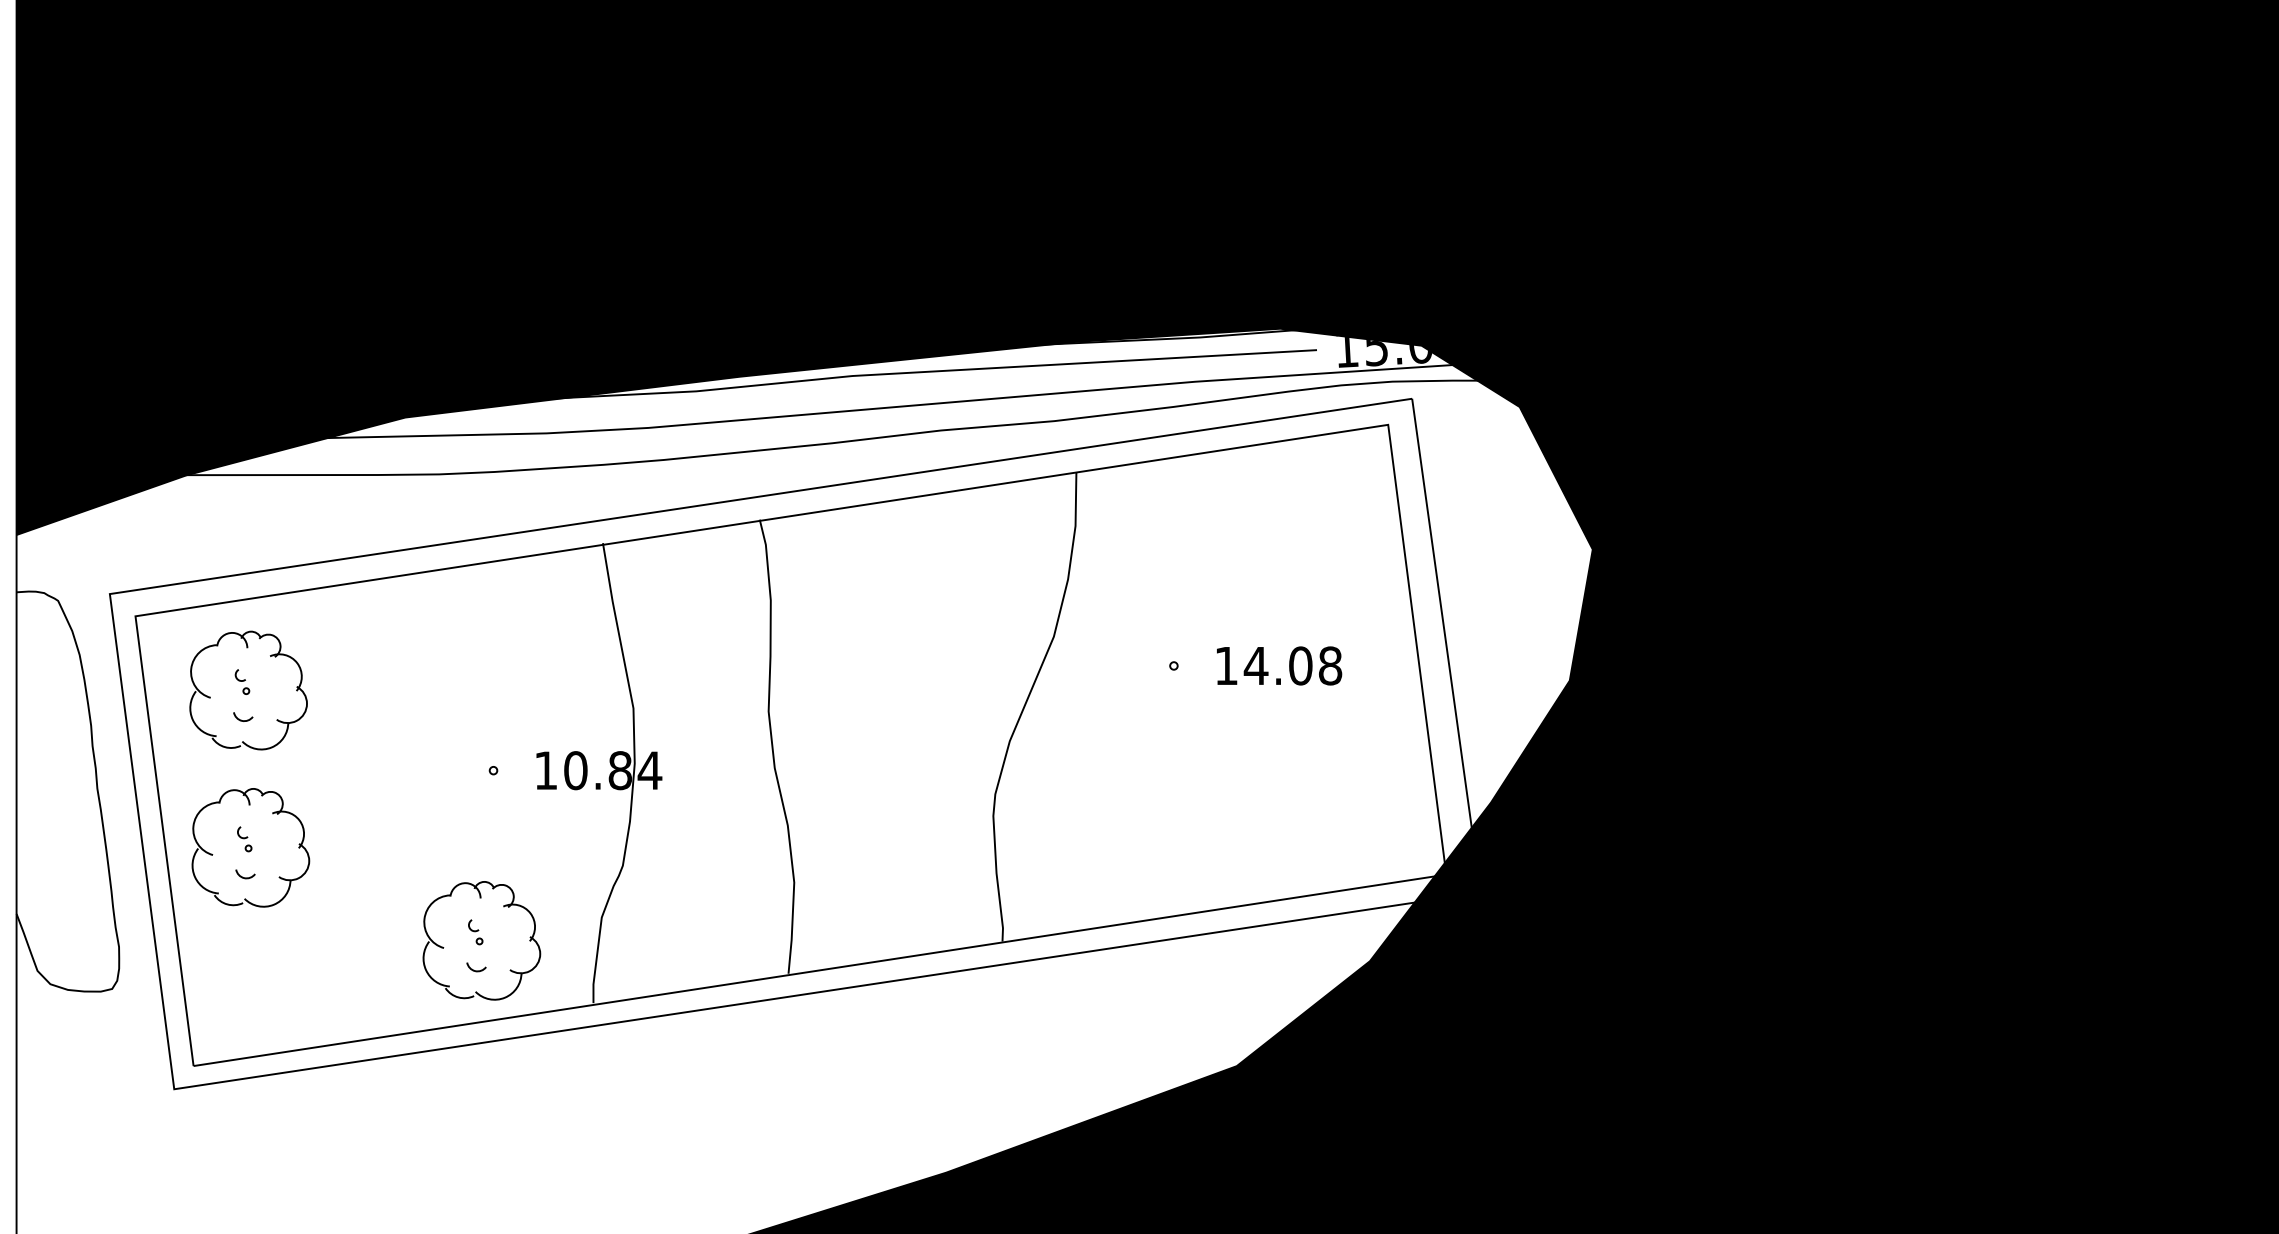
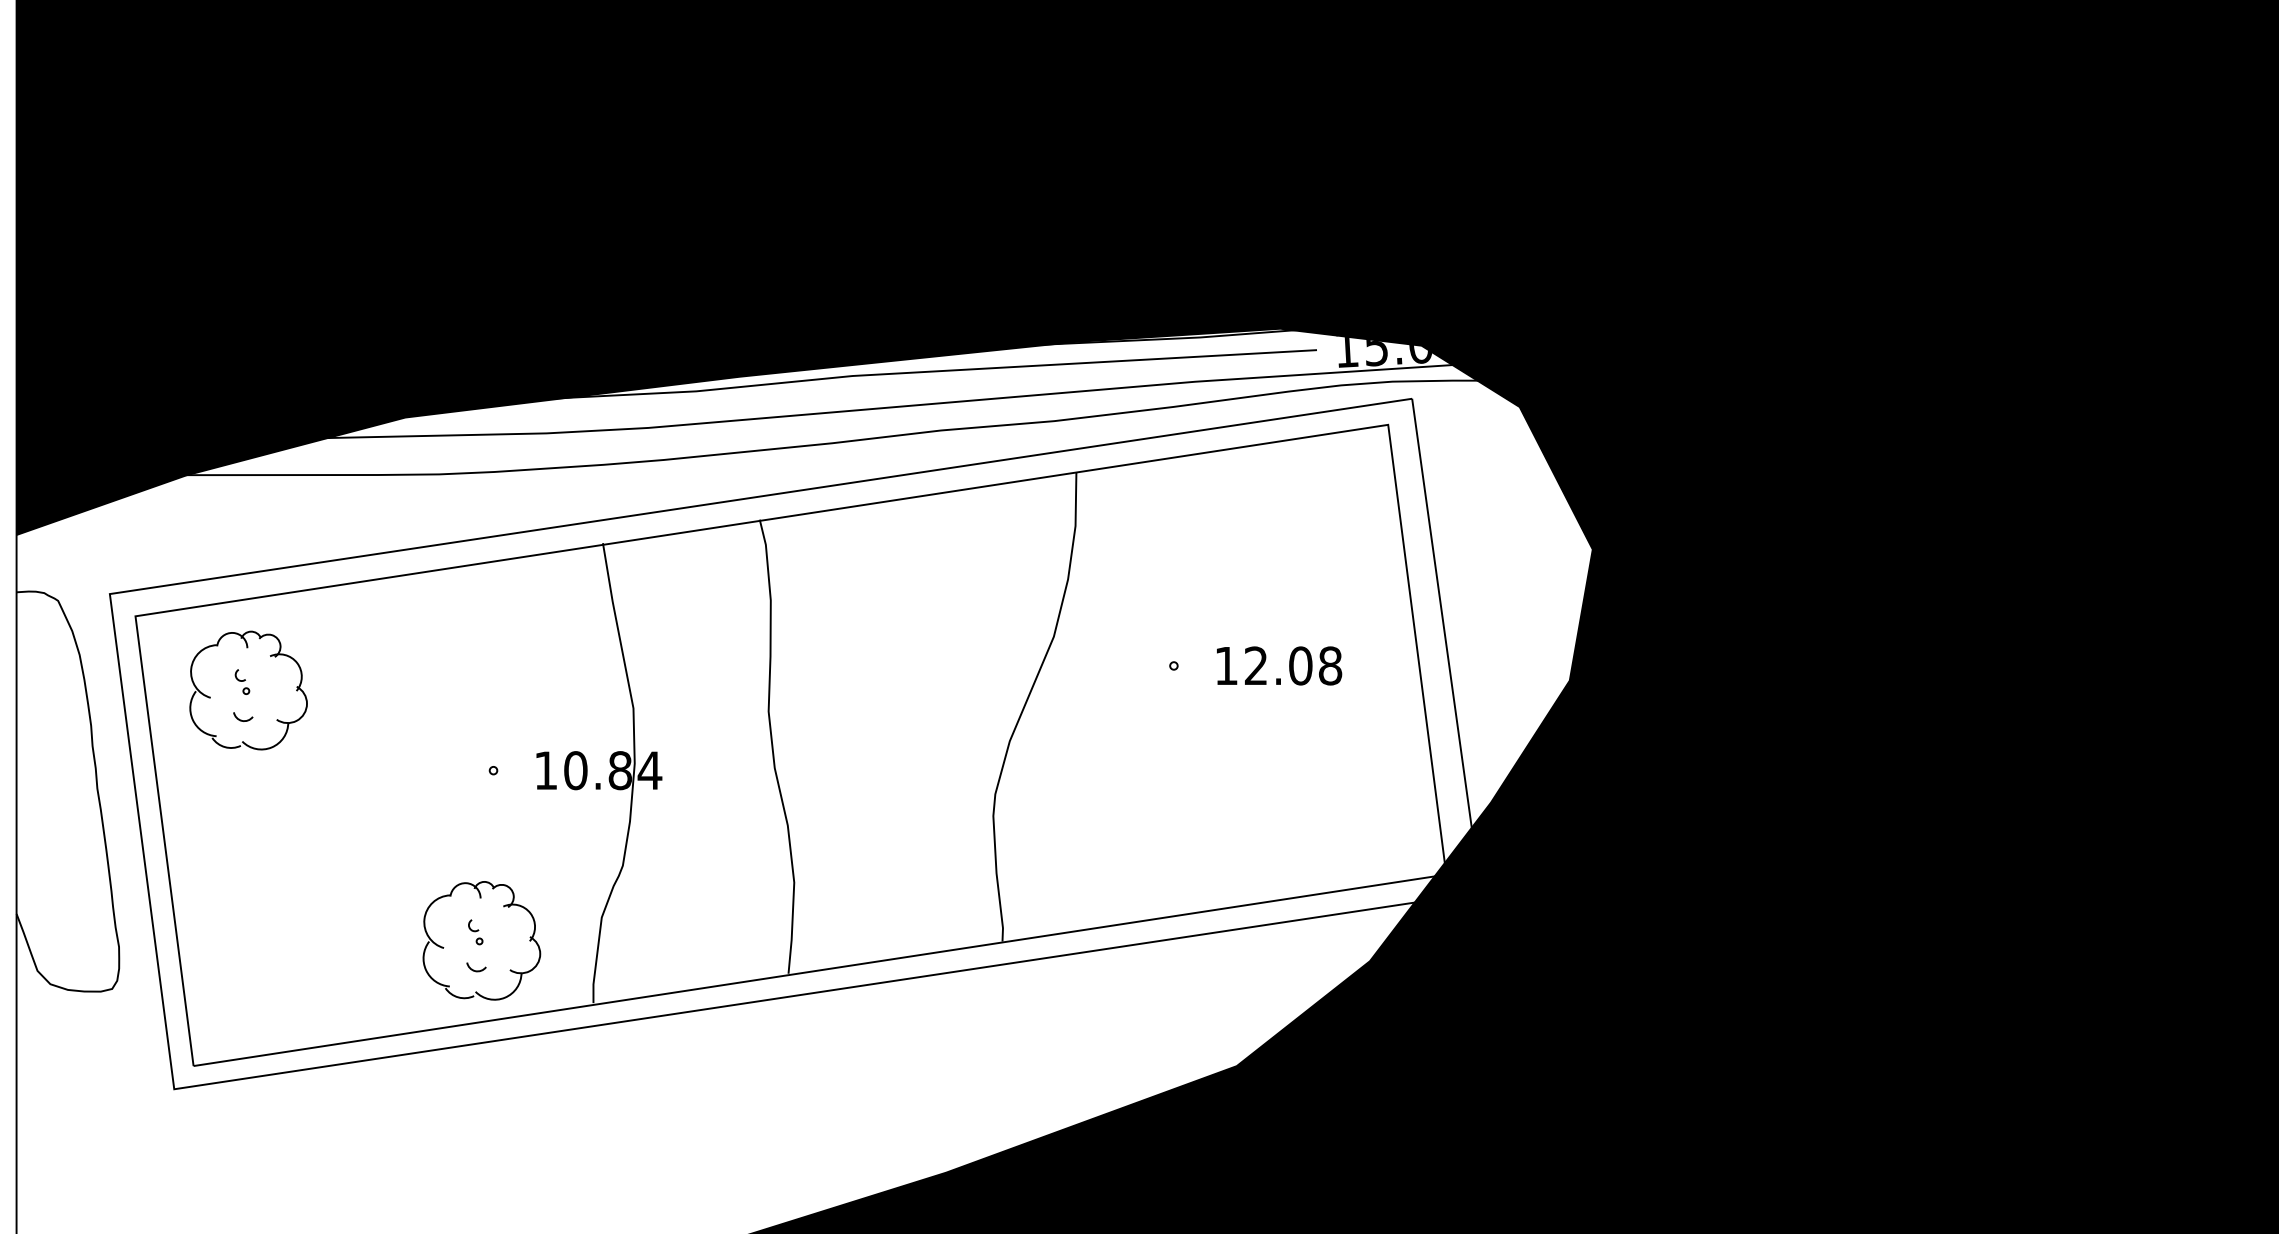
text: 14.08 -> 12.08 (1255, 665)
part: present -> none (250, 847)
